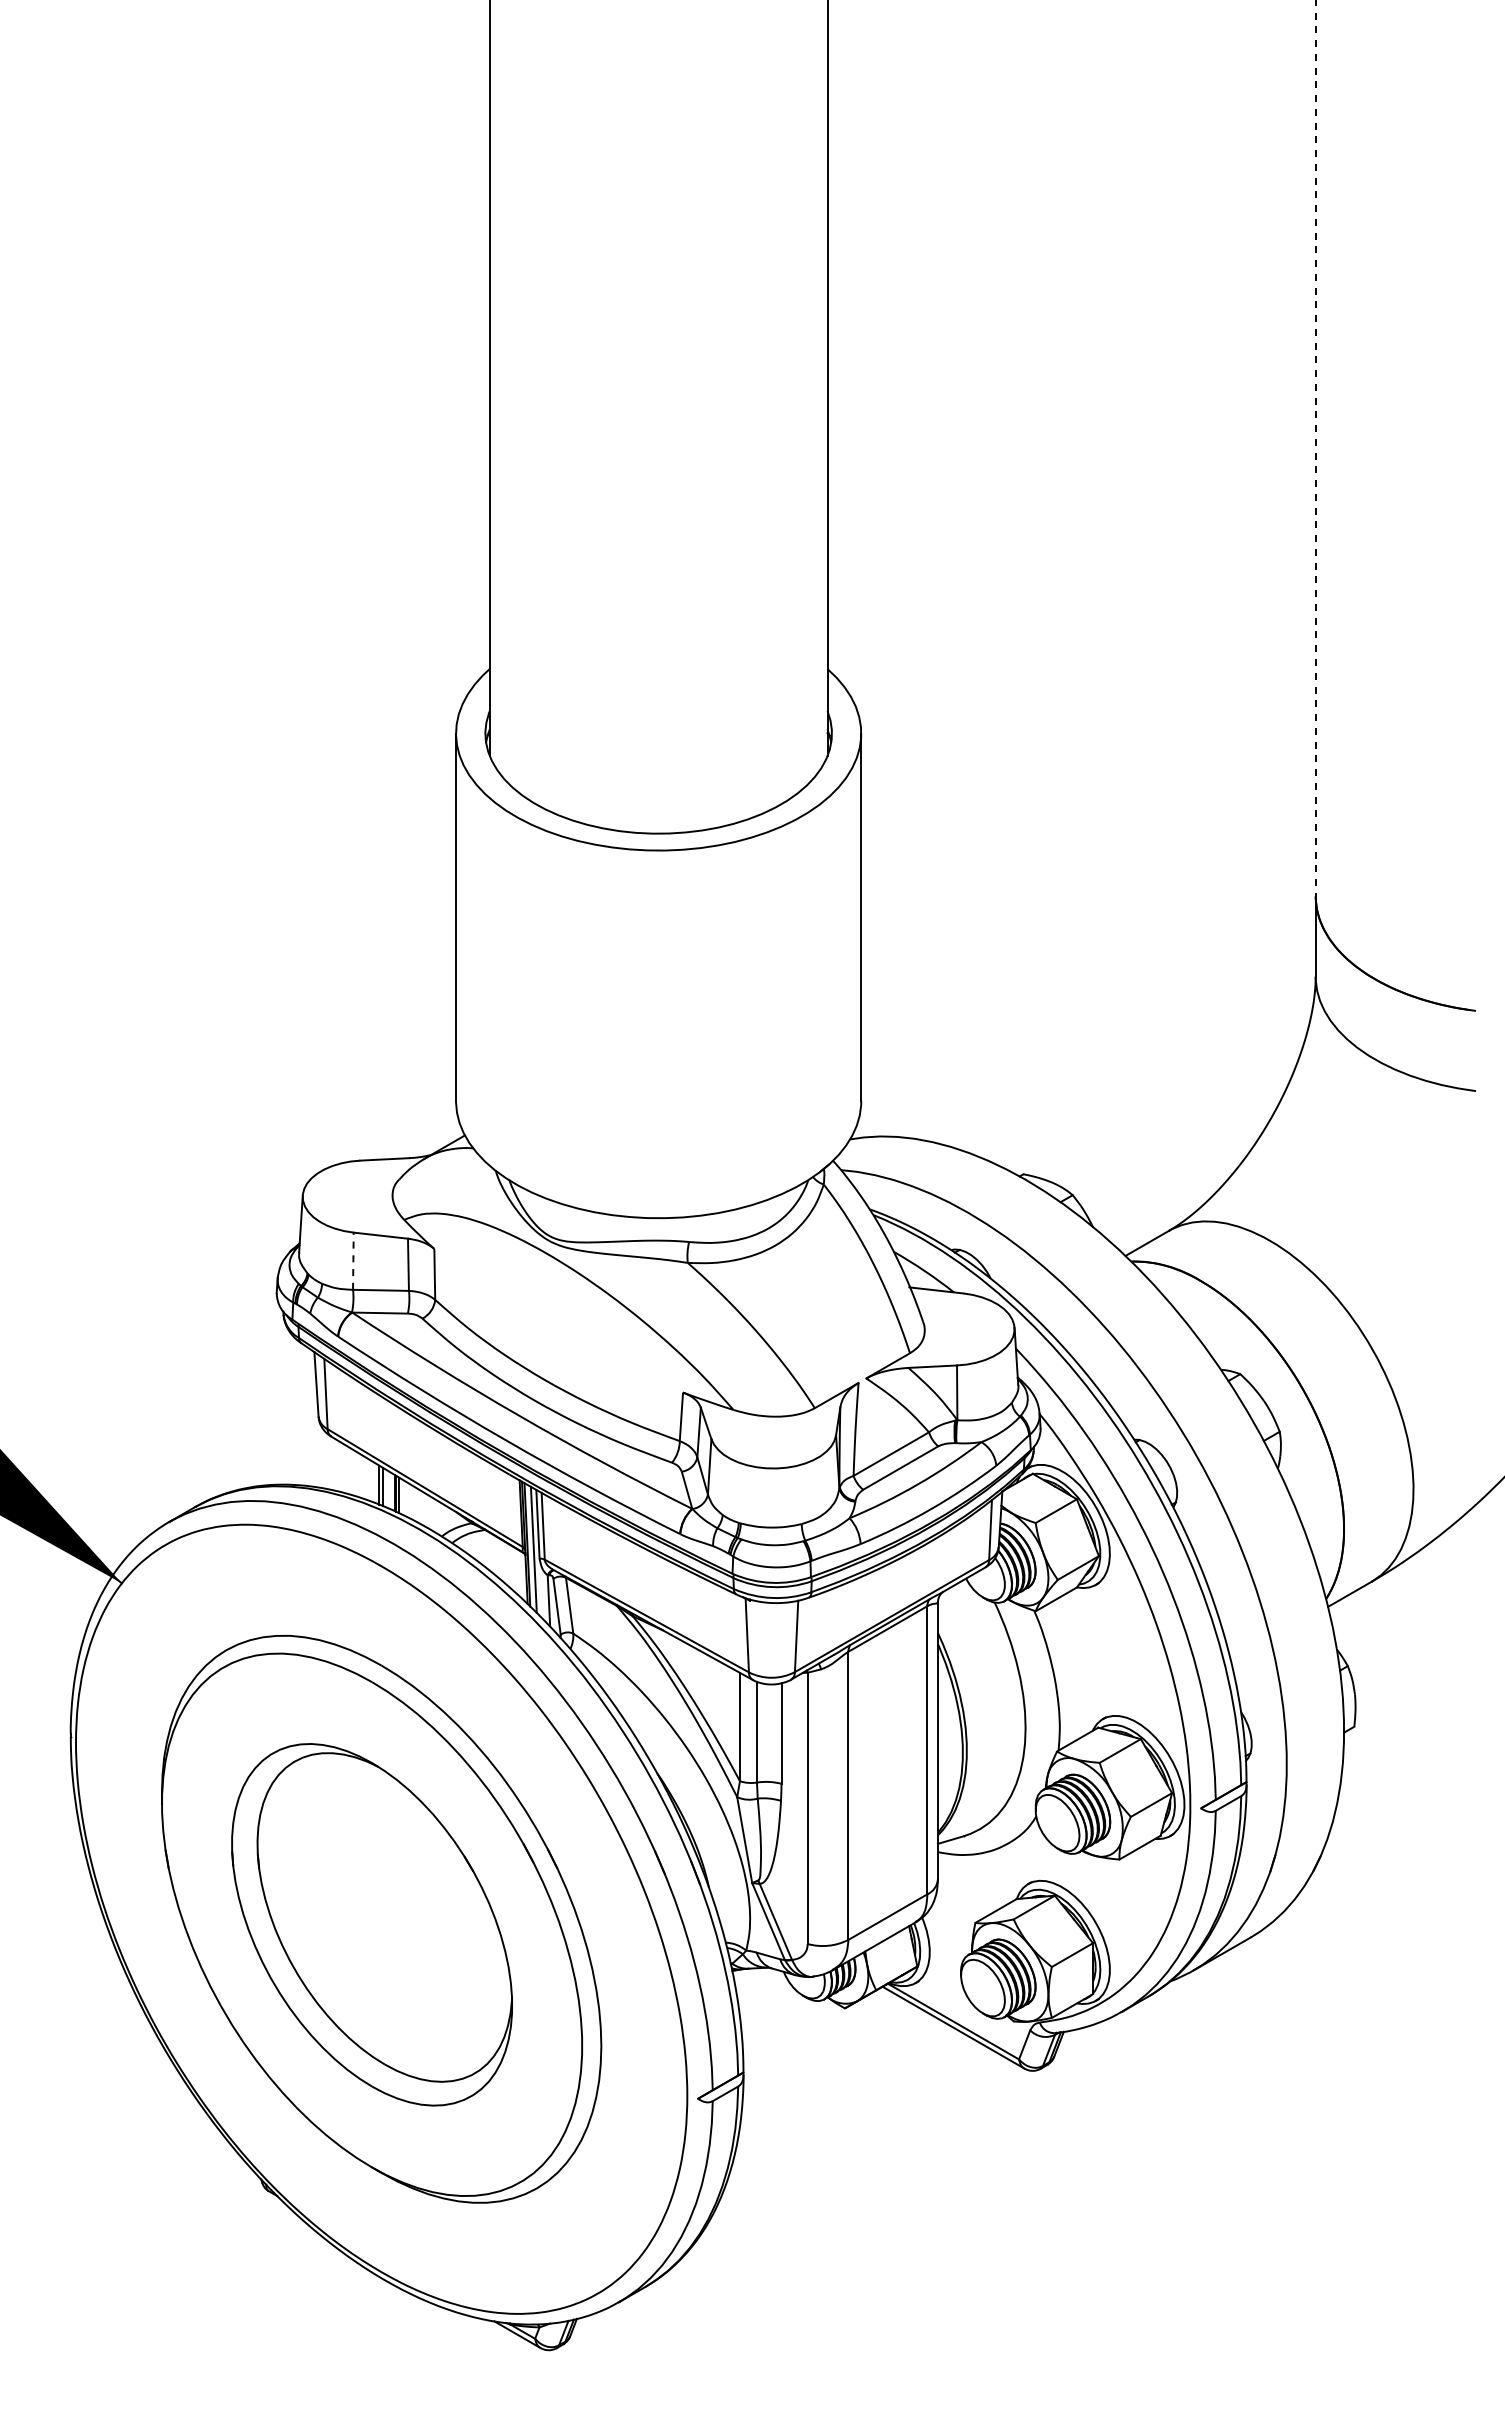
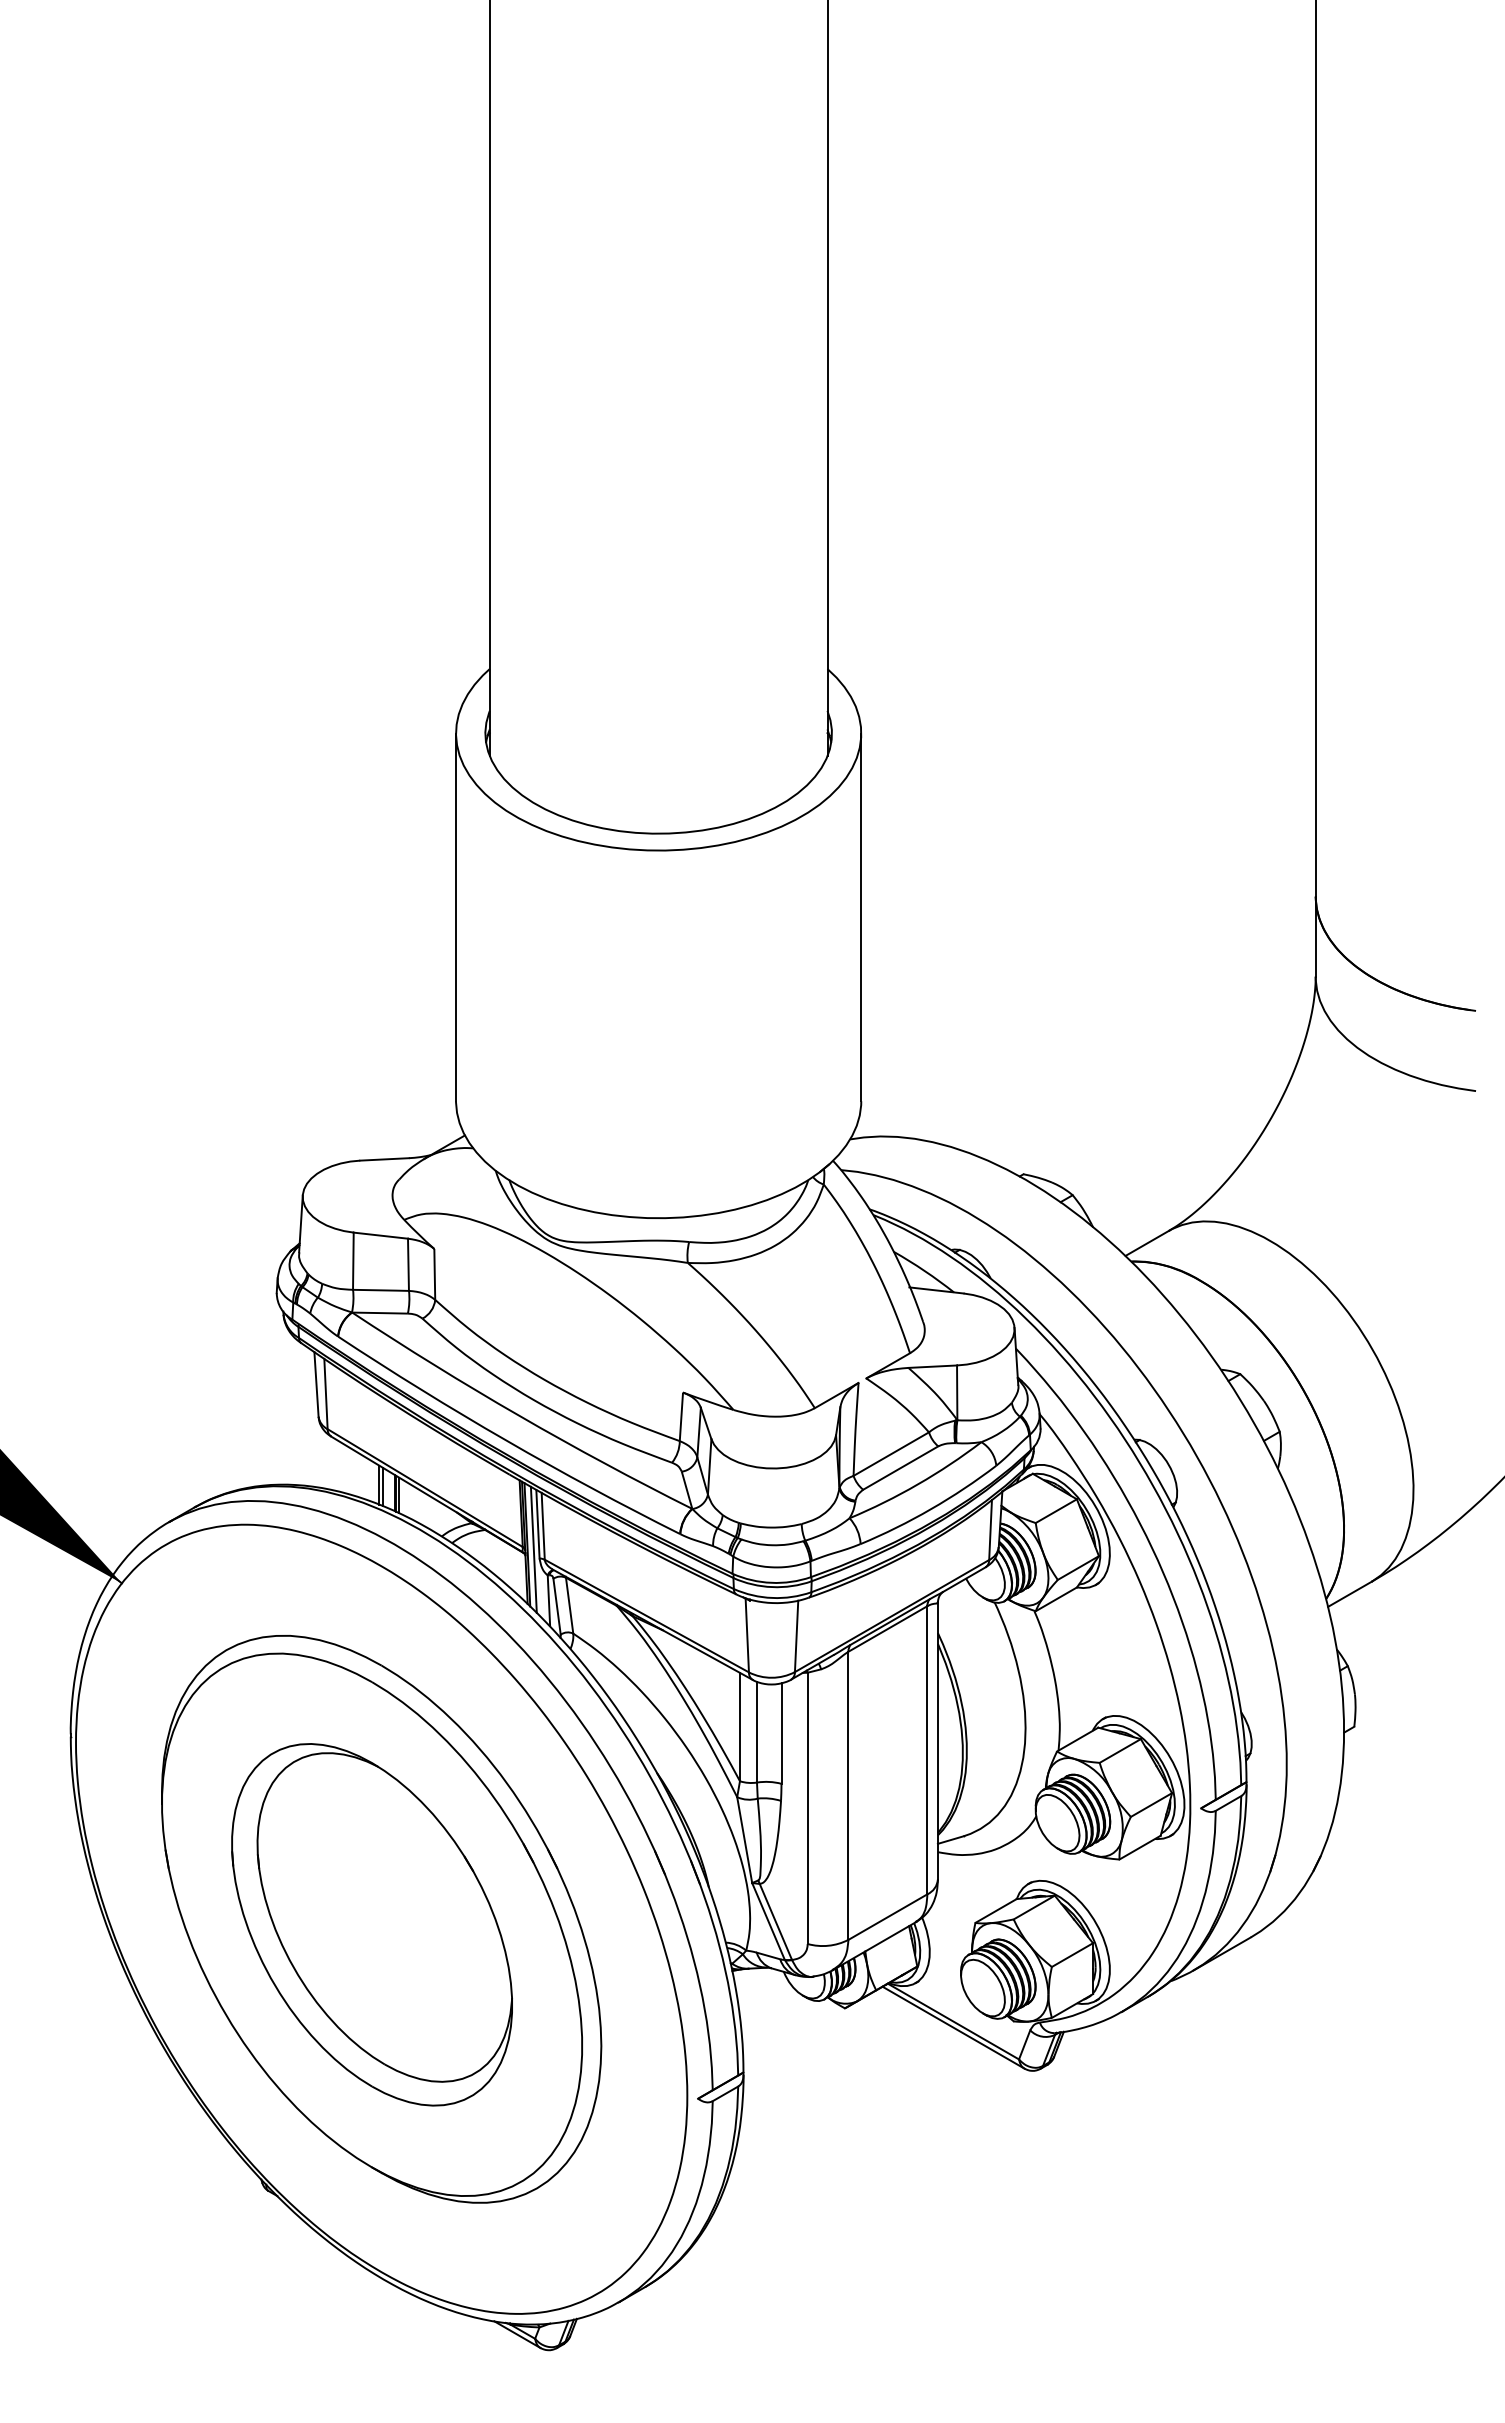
line: dashed -> solid (1315, 448)
line: dashed -> solid (353, 1261)
